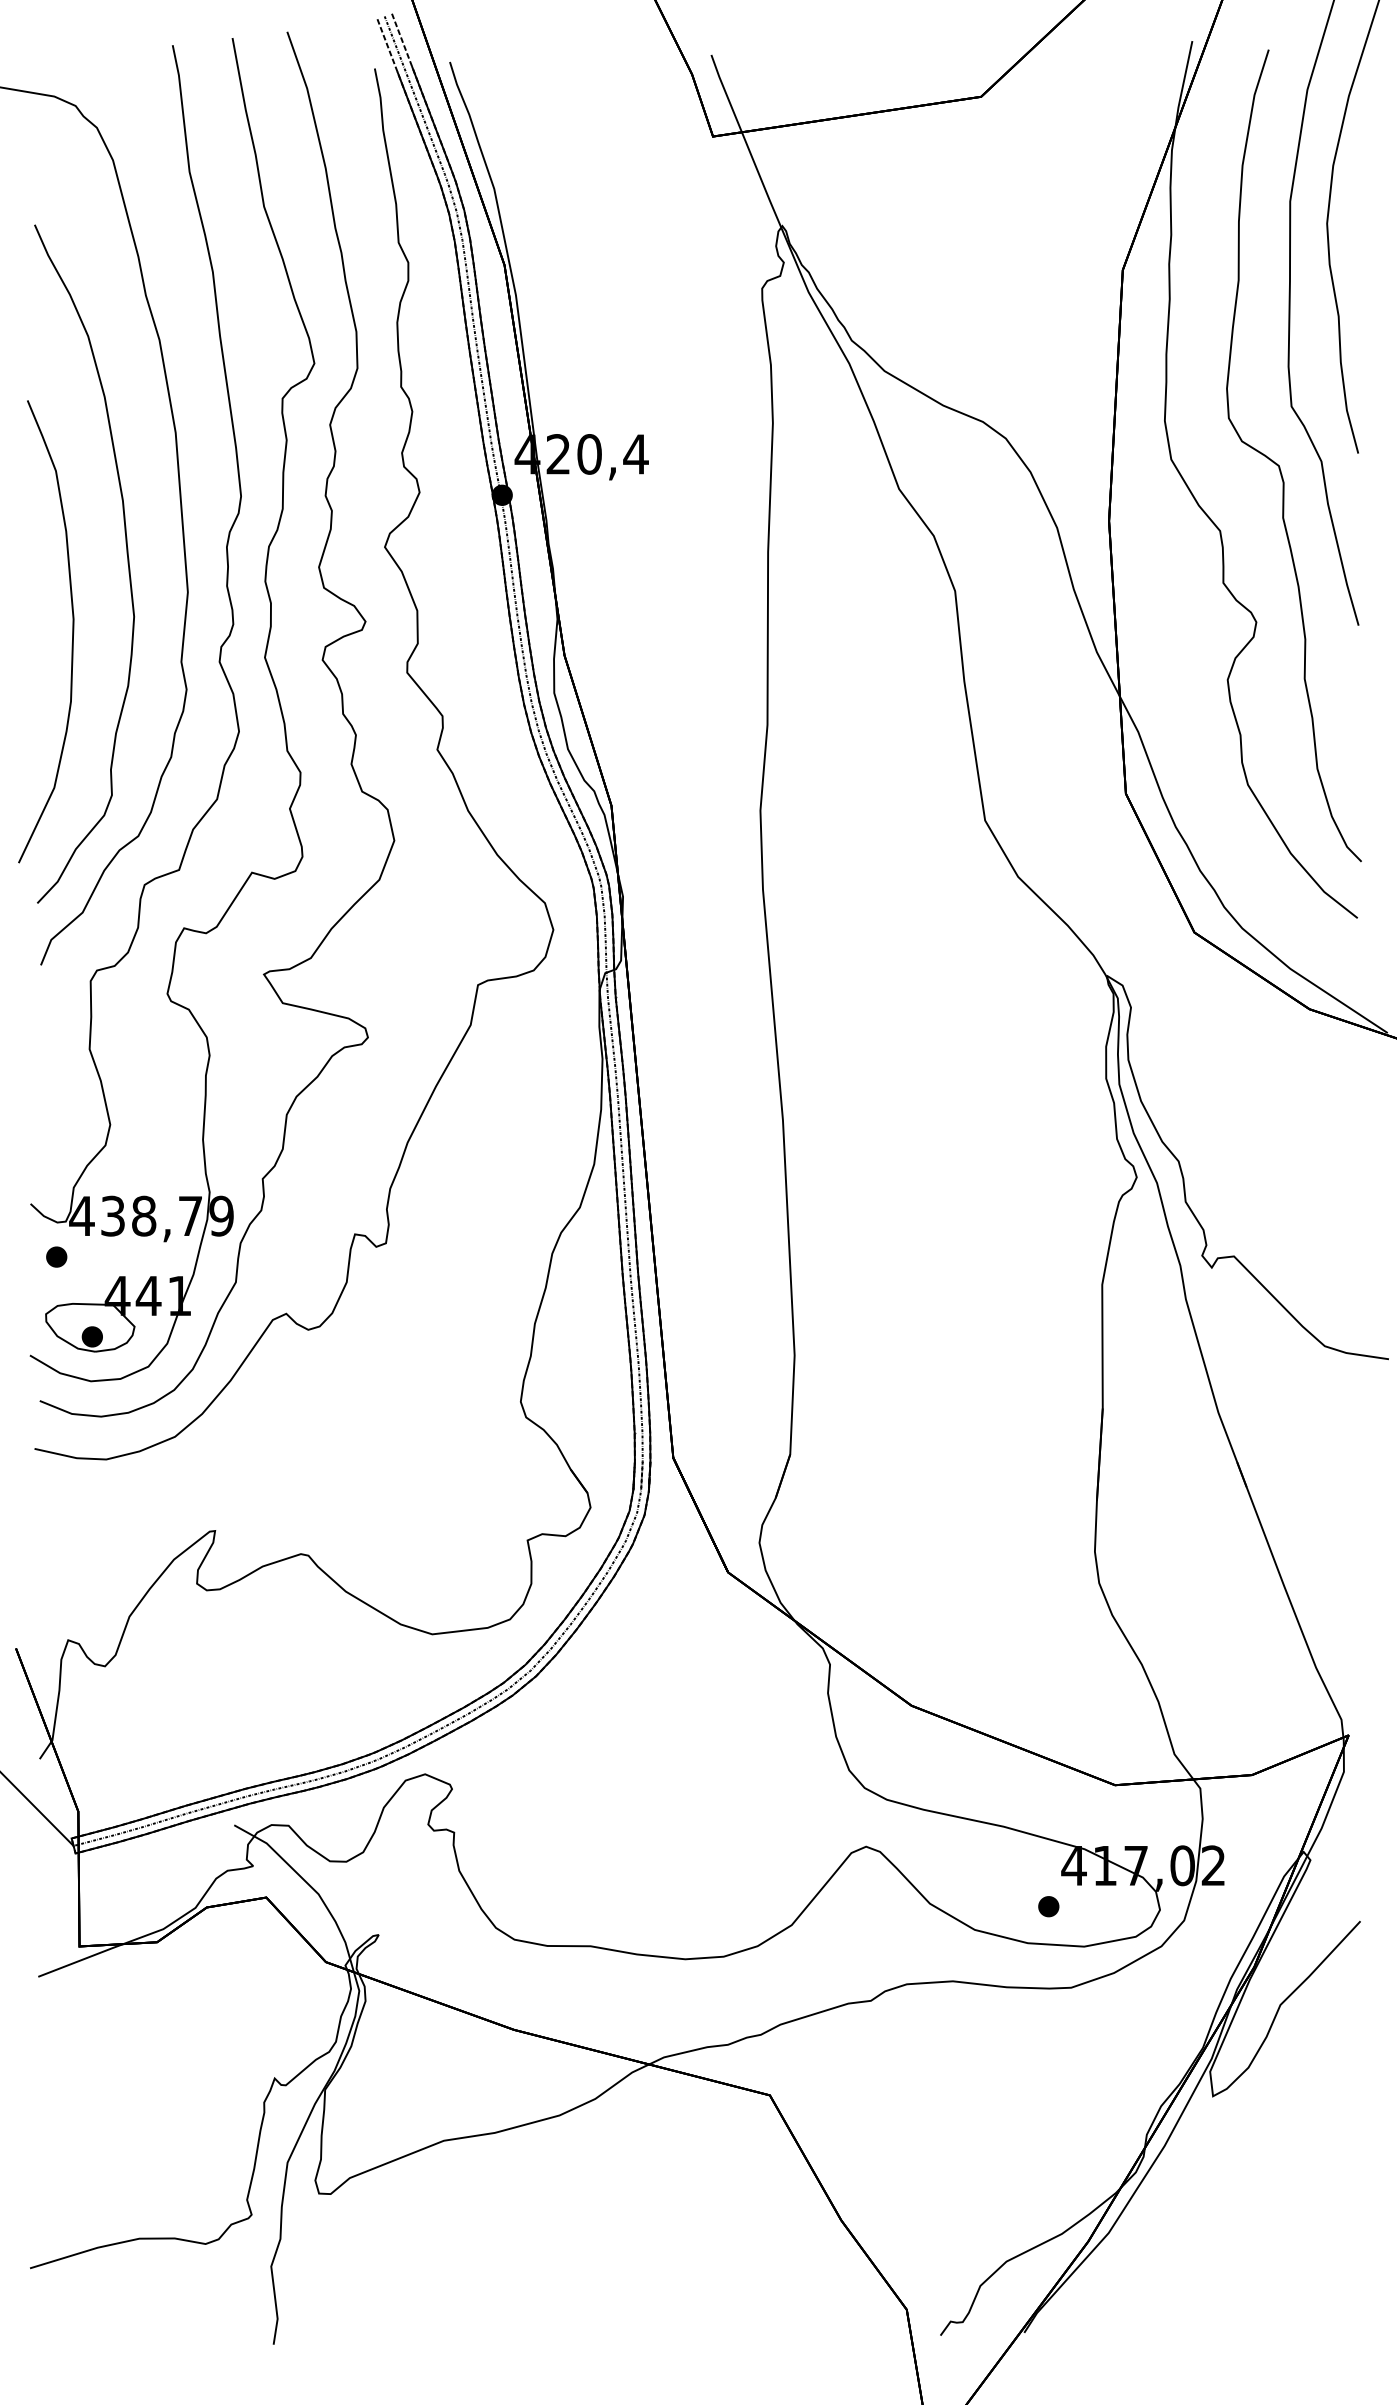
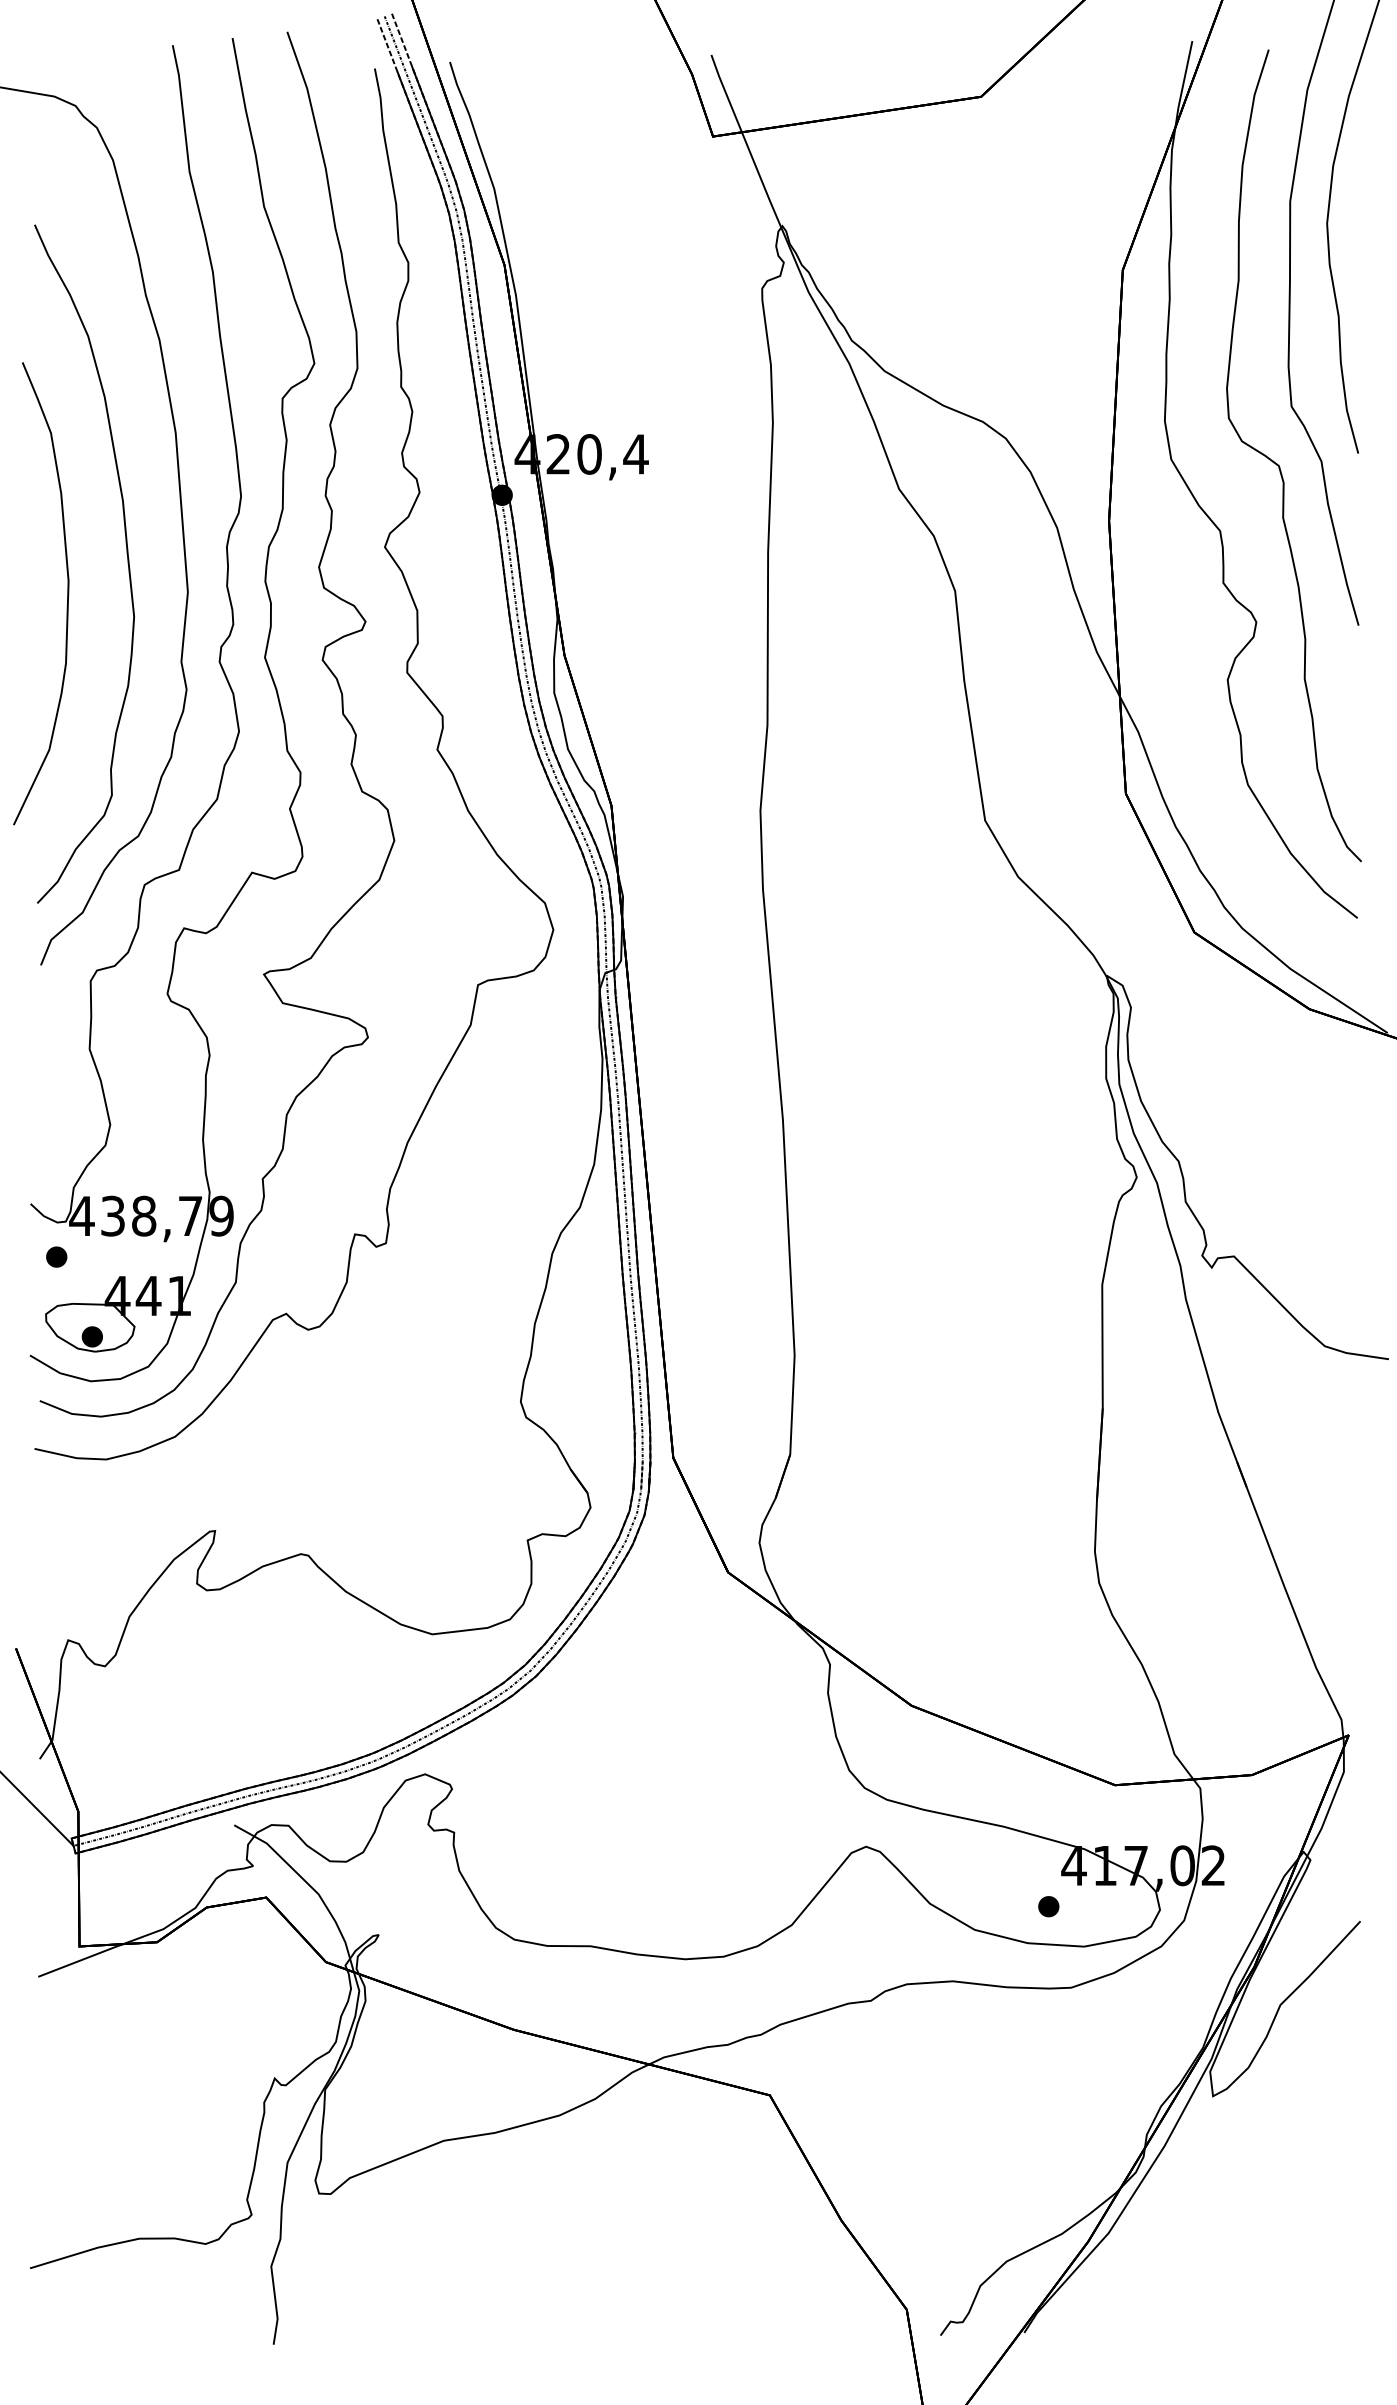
curve position: (72, 631) -> (67, 593) (67, 593)
